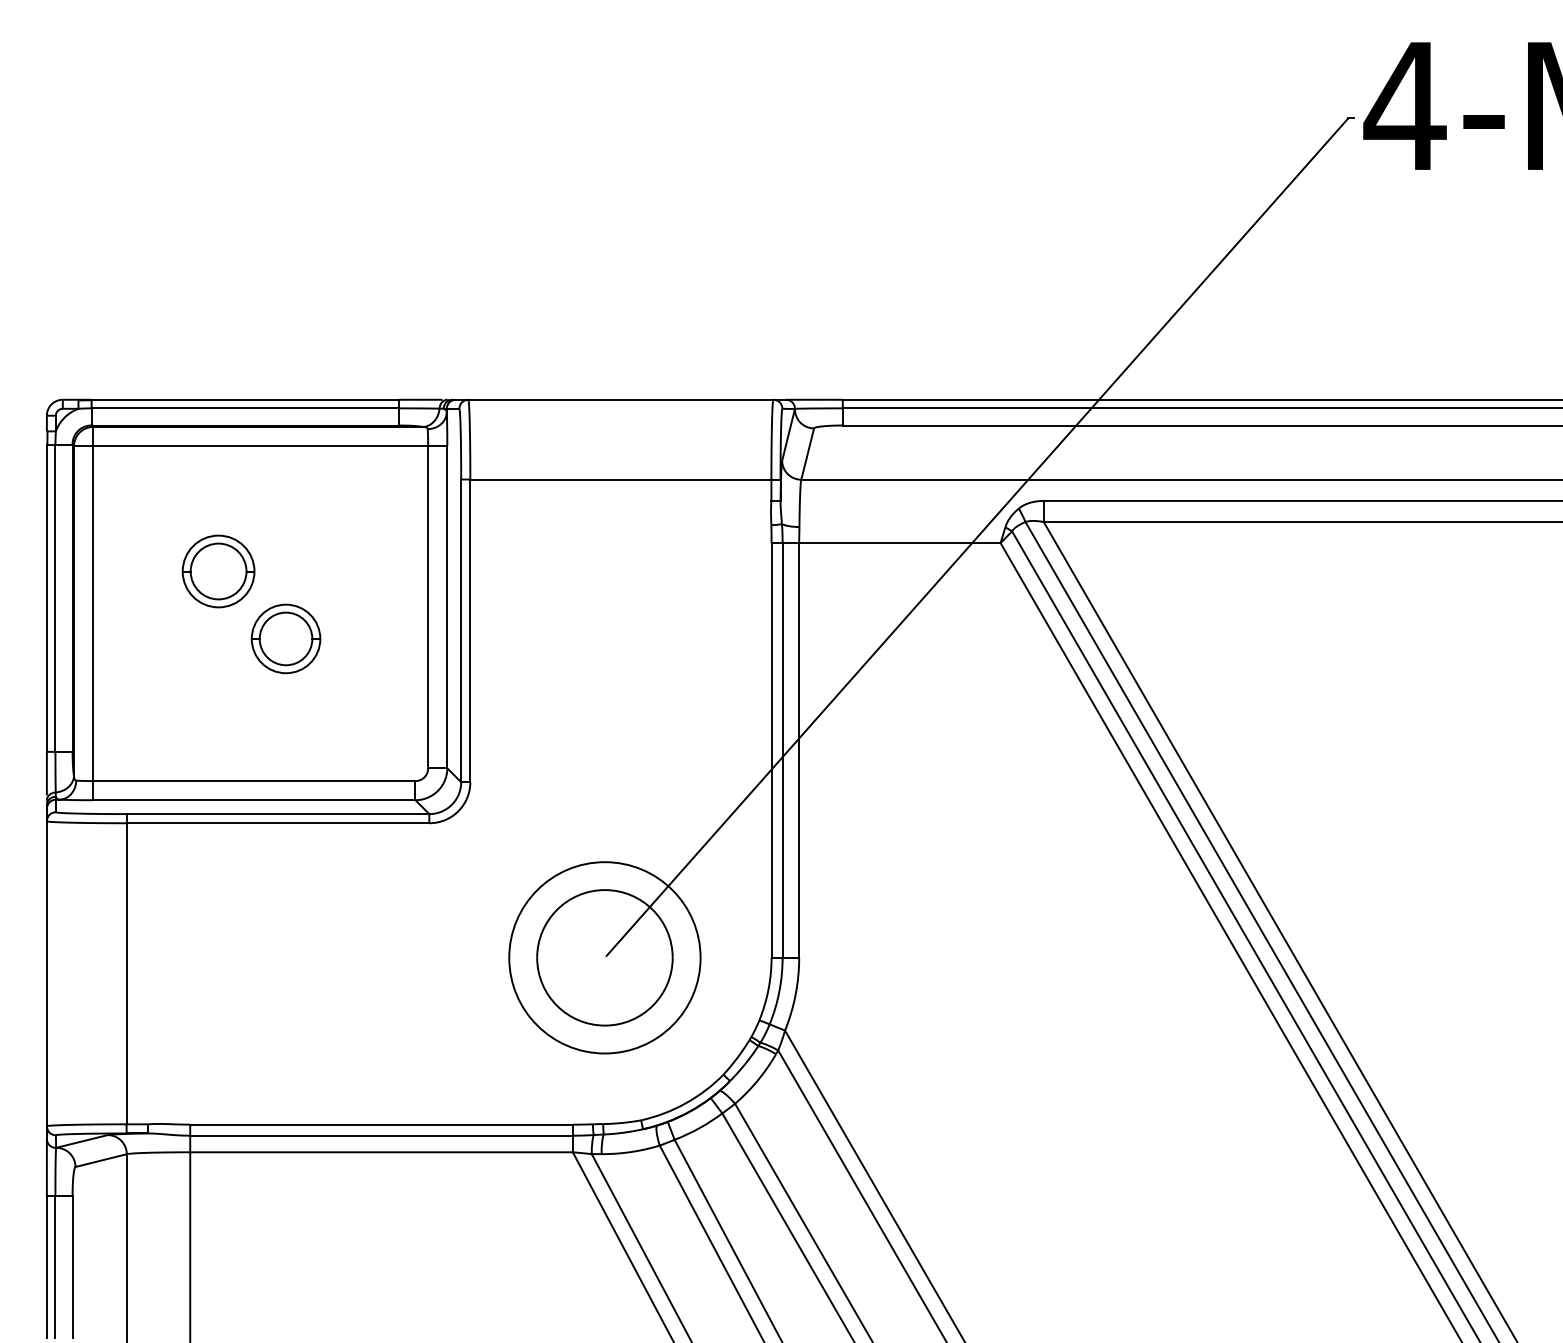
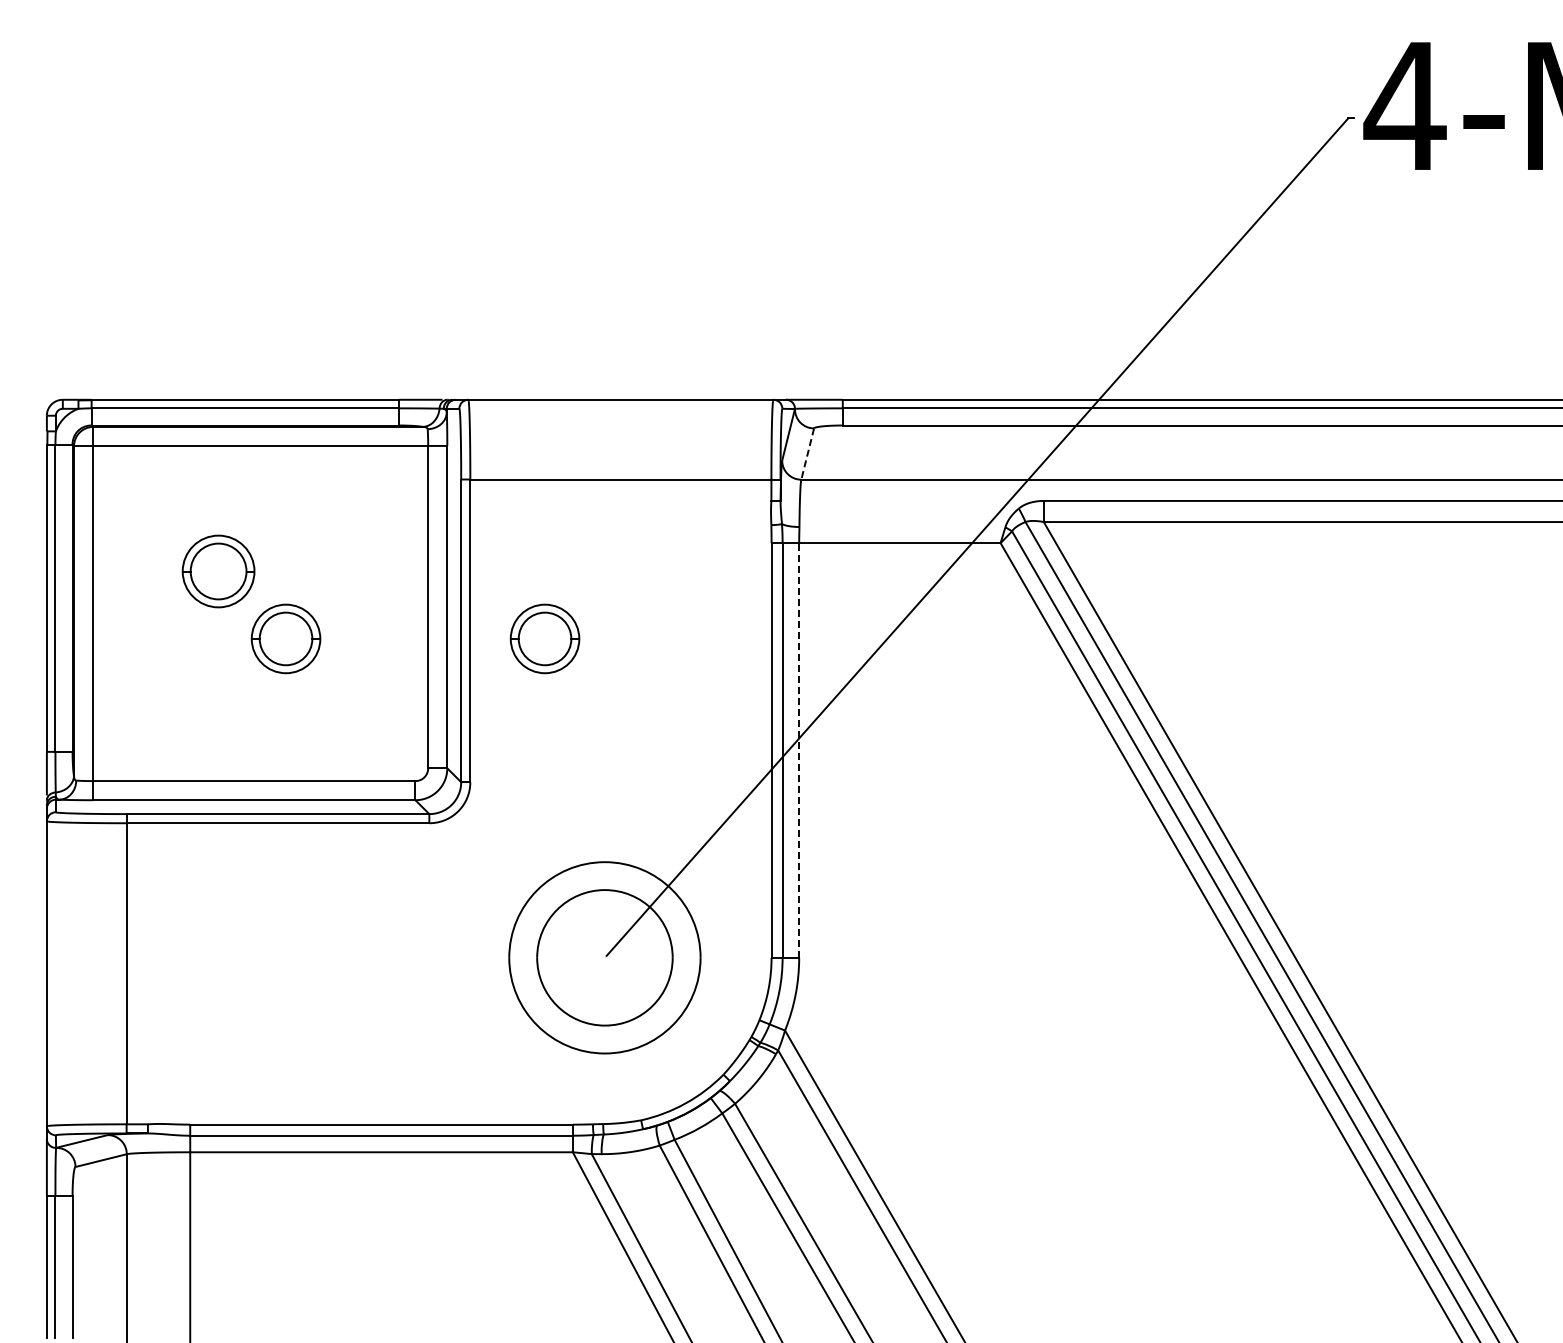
line: solid -> dashed (807, 454)
part: none -> present (544, 638)
line: solid -> dashed (799, 749)
